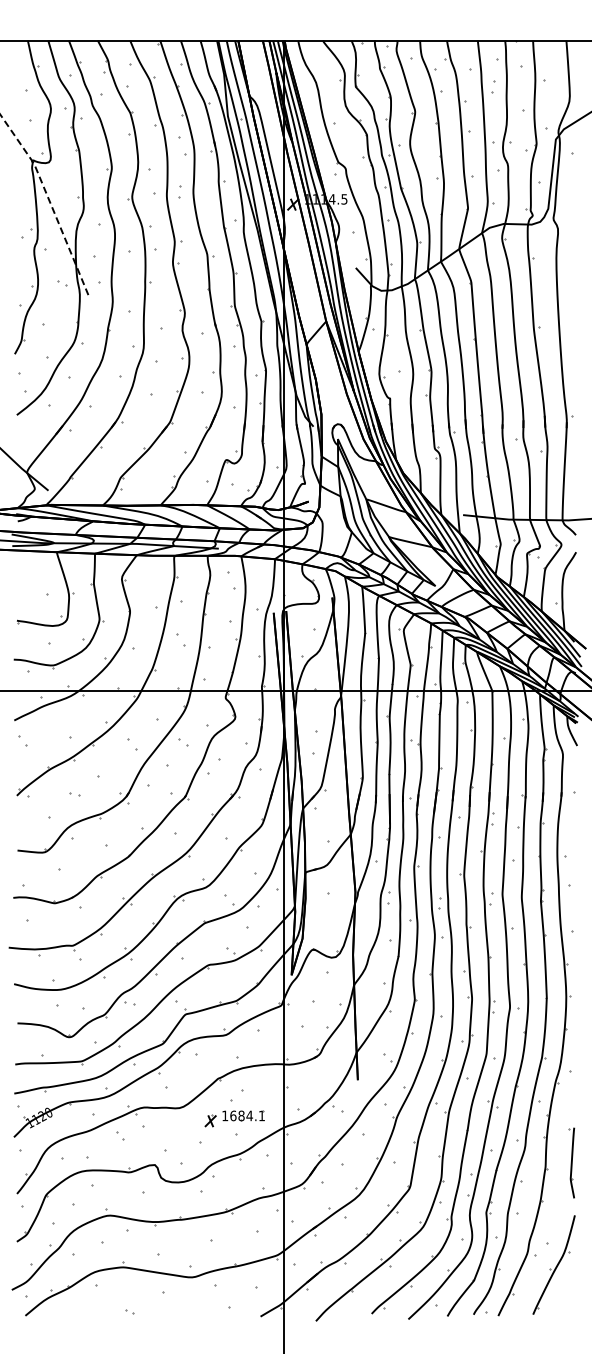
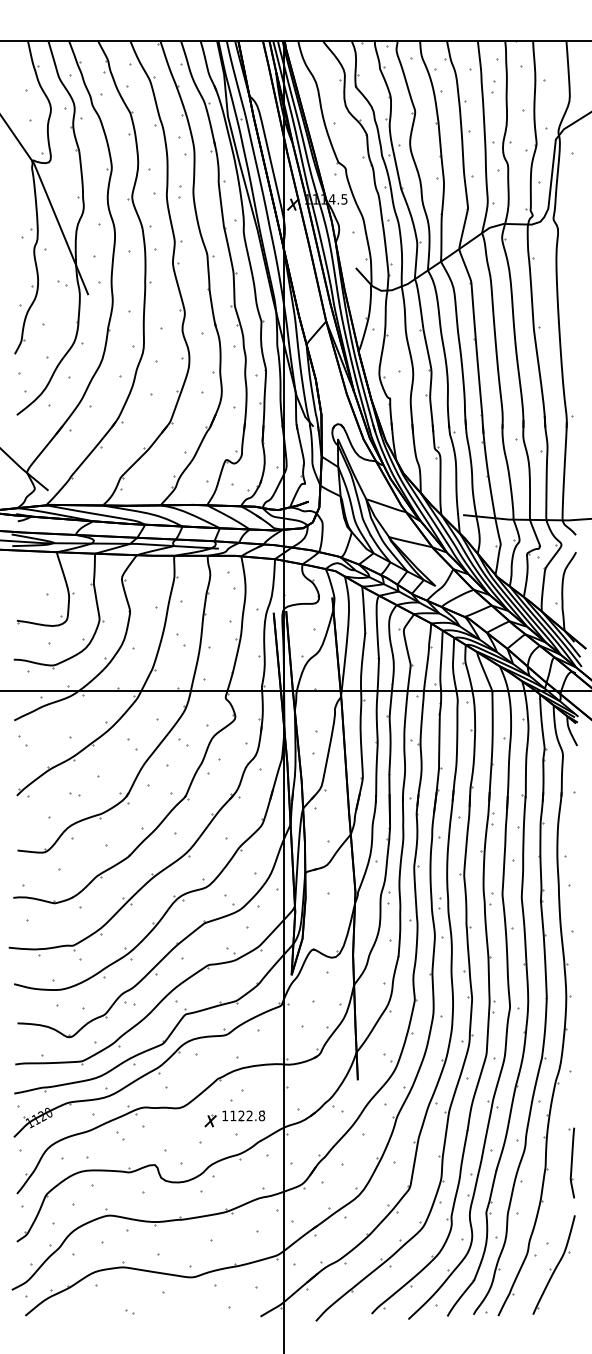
line: dashed -> solid (49, 201)
text: 1684.1 -> 1122.8 (247, 1115)
